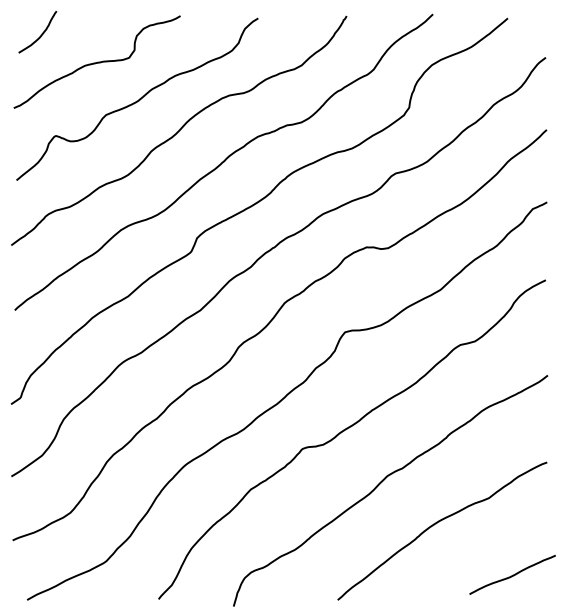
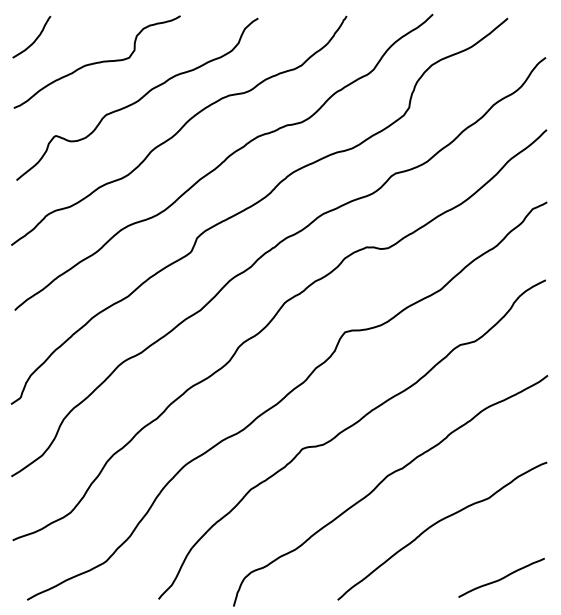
curve position: (41, 33) -> (35, 38) (35, 38)
curve position: (513, 574) -> (502, 577) (502, 577)
